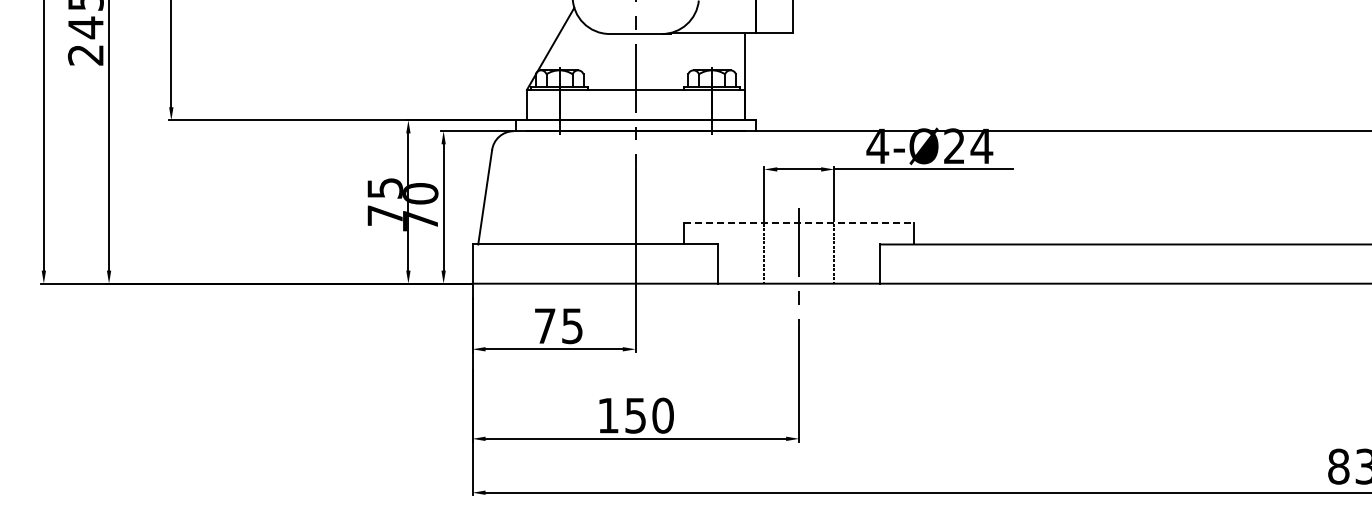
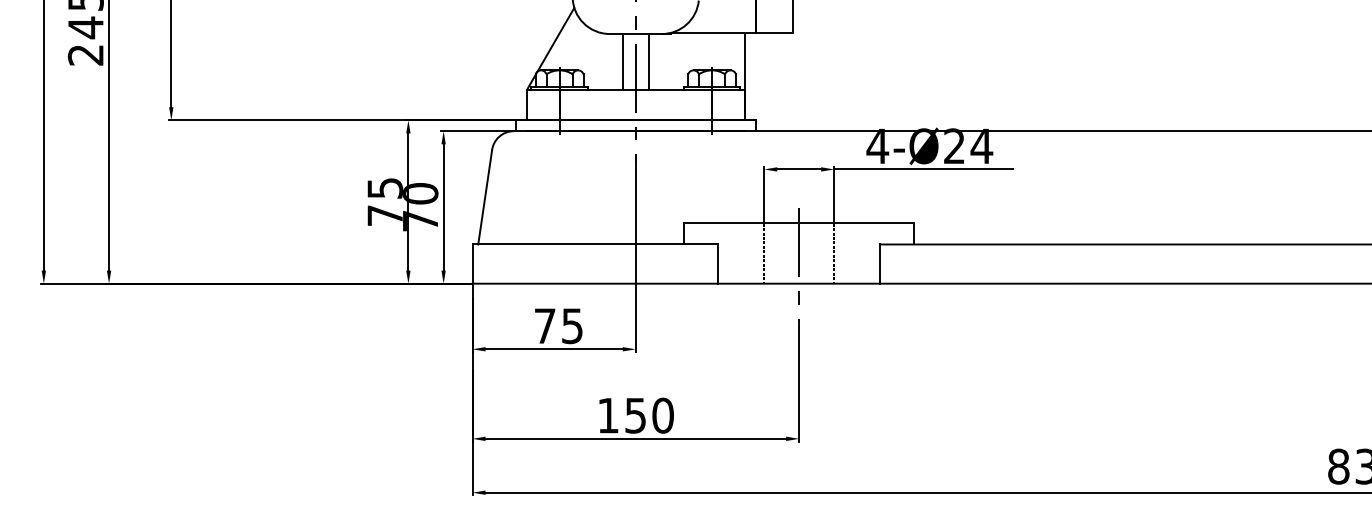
line: none -> present (622, 61)
line: none -> present (648, 61)
line: dashed -> solid (799, 222)
